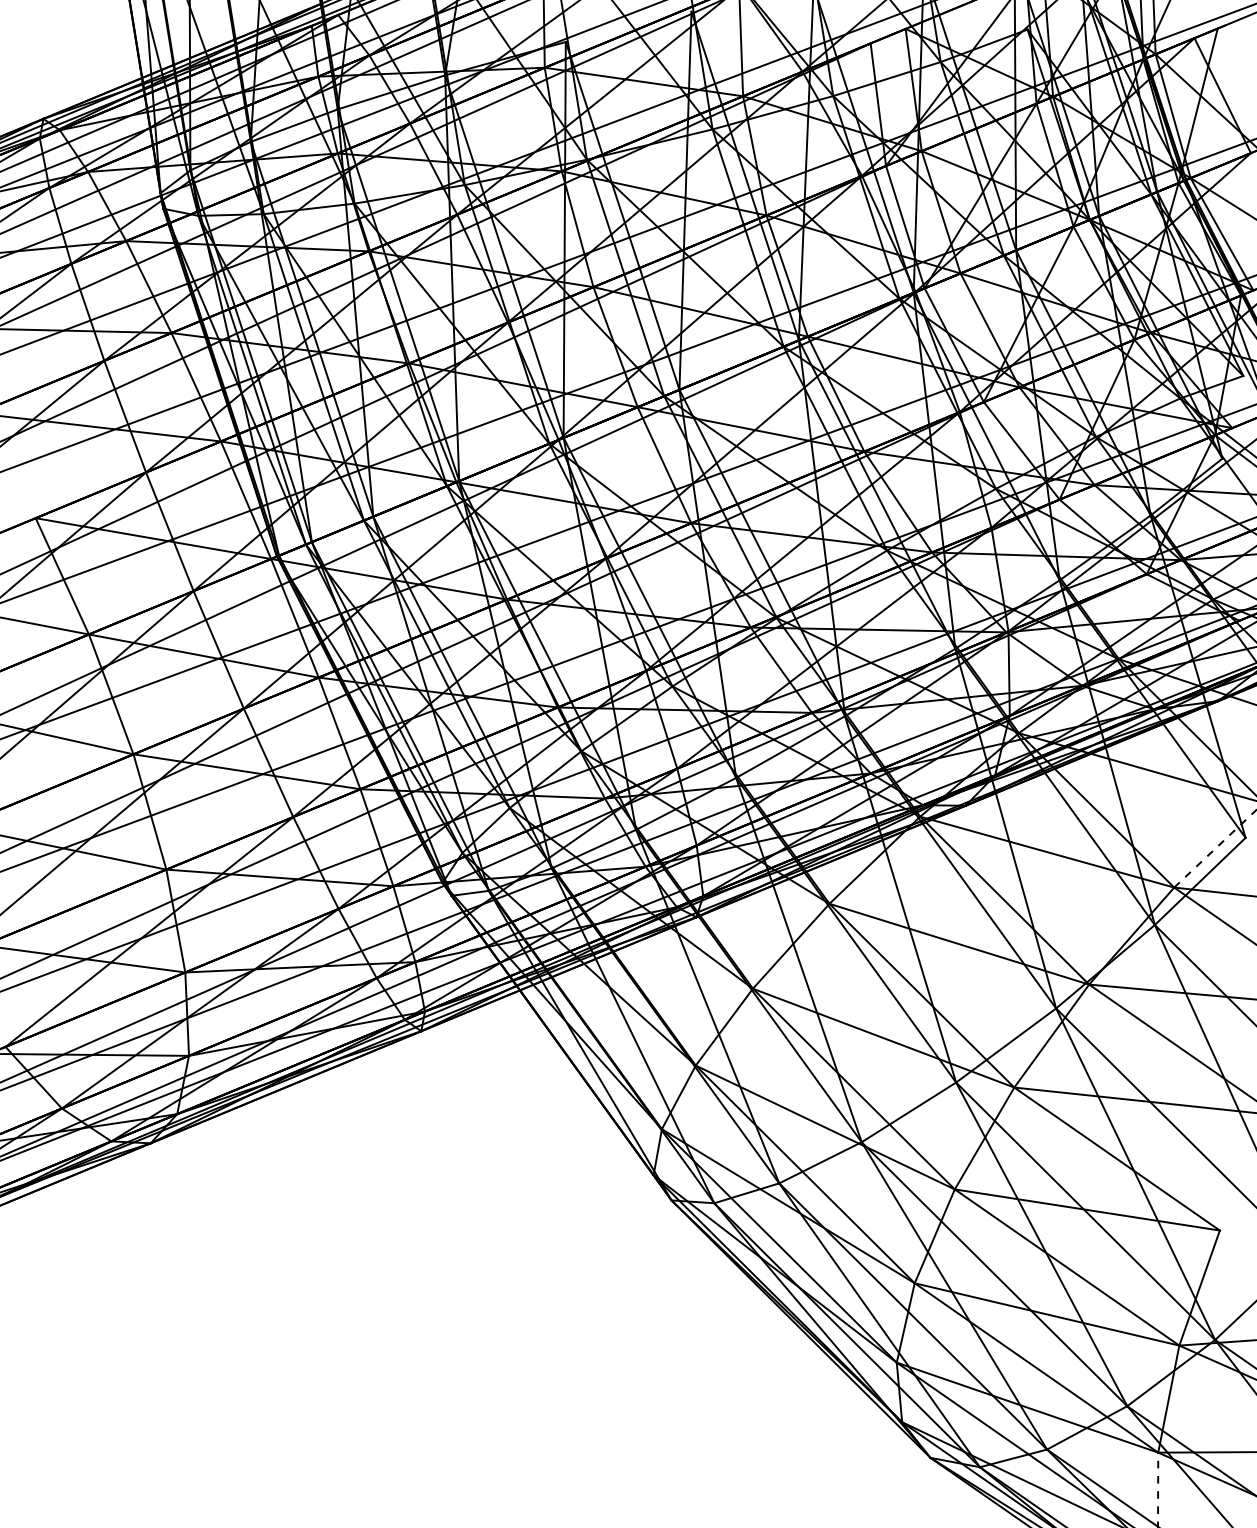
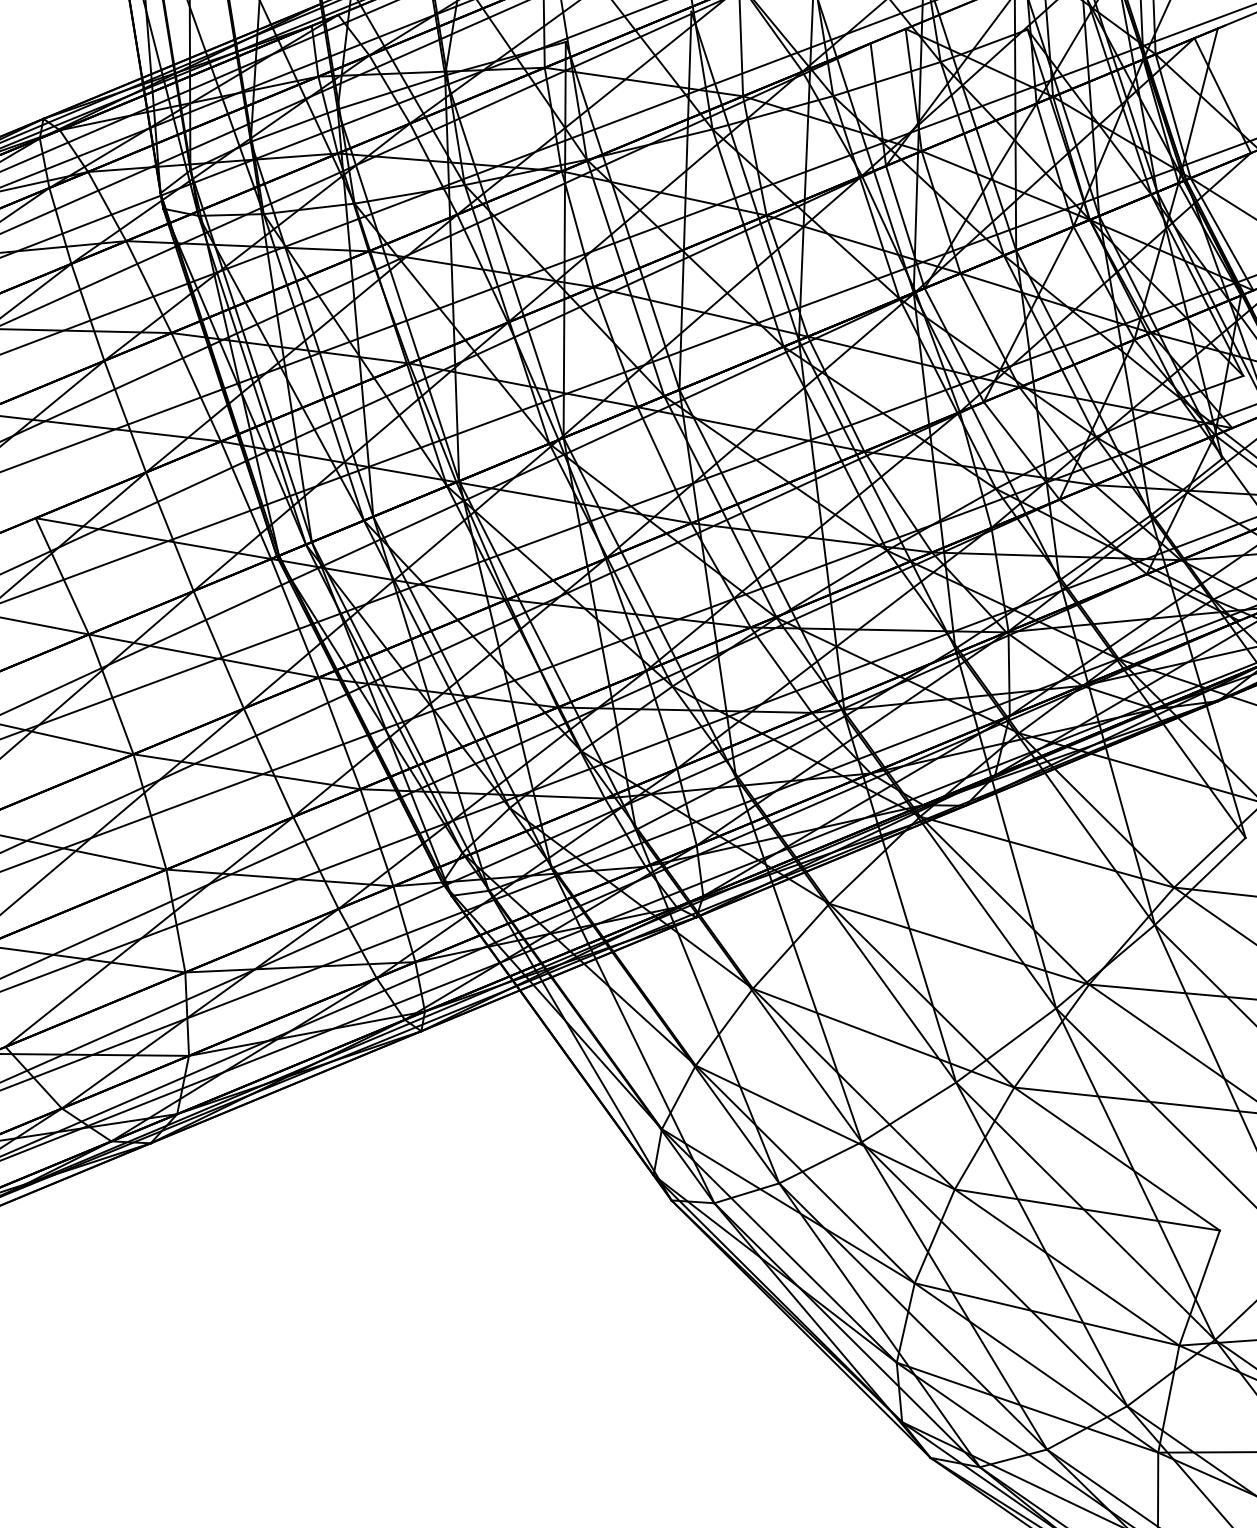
line: dashed -> solid (1215, 848)
line: dashed -> solid (1158, 1489)
